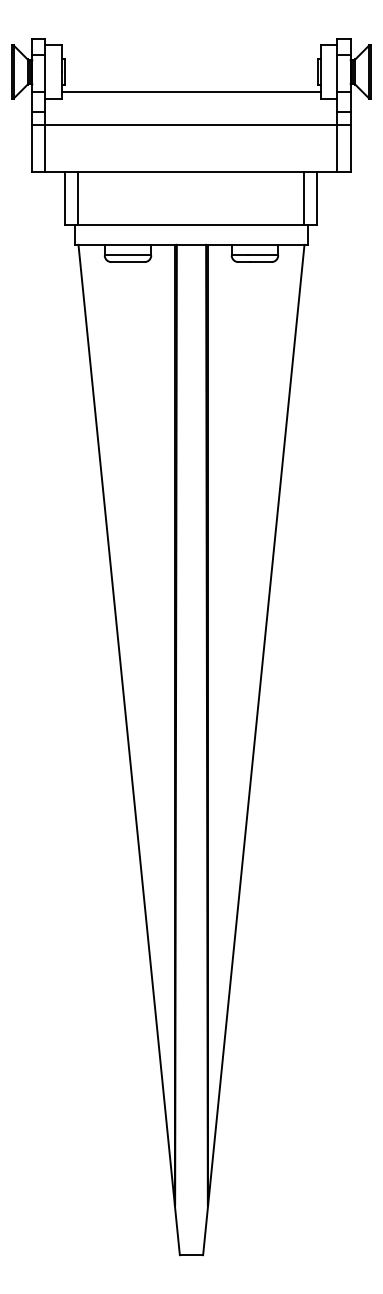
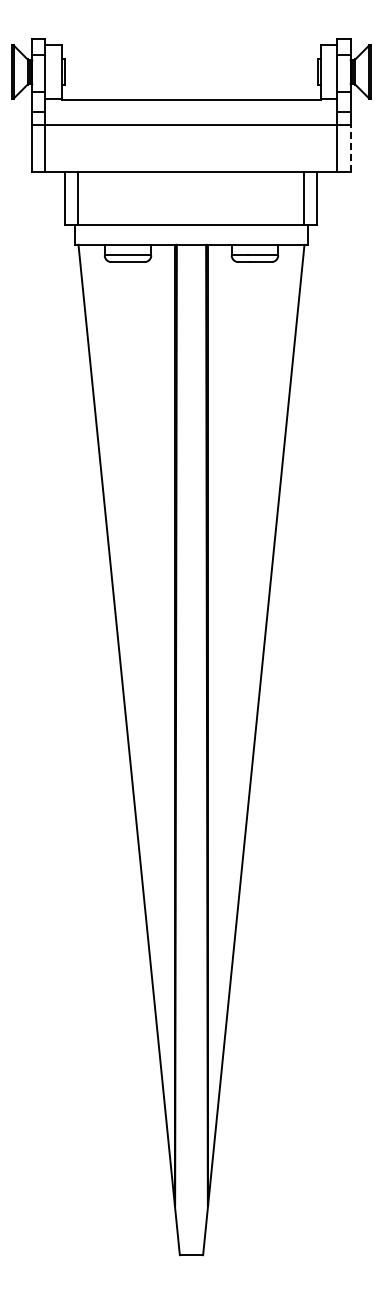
line position: (190, 91) -> (190, 99) (190, 99)
line: solid -> dashed (350, 147)
